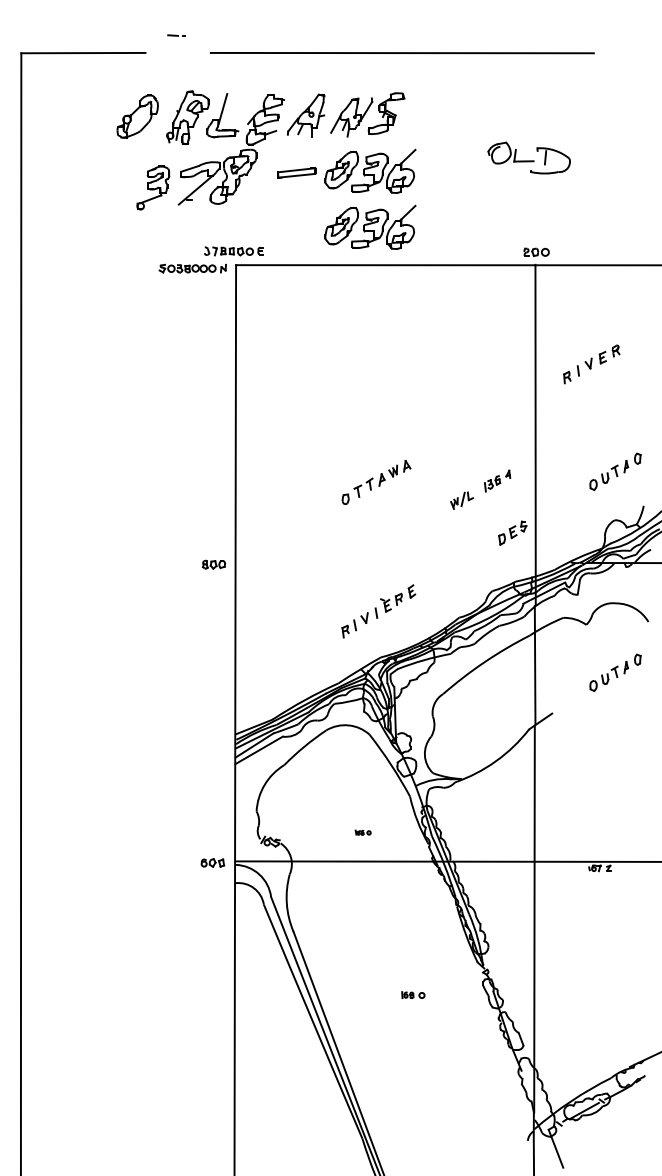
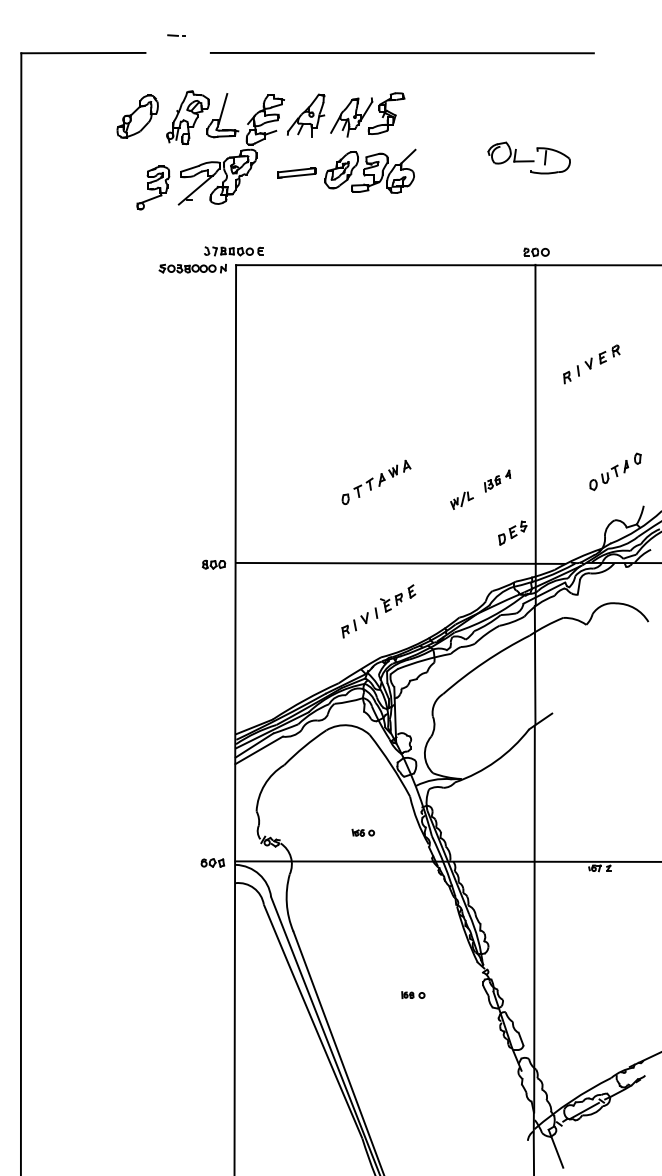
part: present -> none (370, 226)
line: none -> present (400, 562)
part: present -> none (615, 672)
part size: 18x7 px -> 24x9 px (362, 832)
